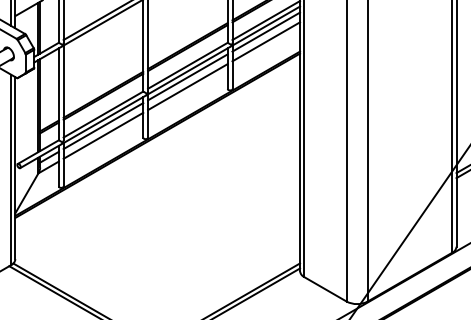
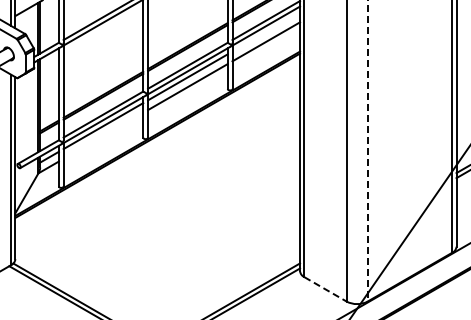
line: present -> none (266, 31)
line: present -> none (103, 135)
line: solid -> dashed (367, 151)
line: solid -> dashed (325, 289)
